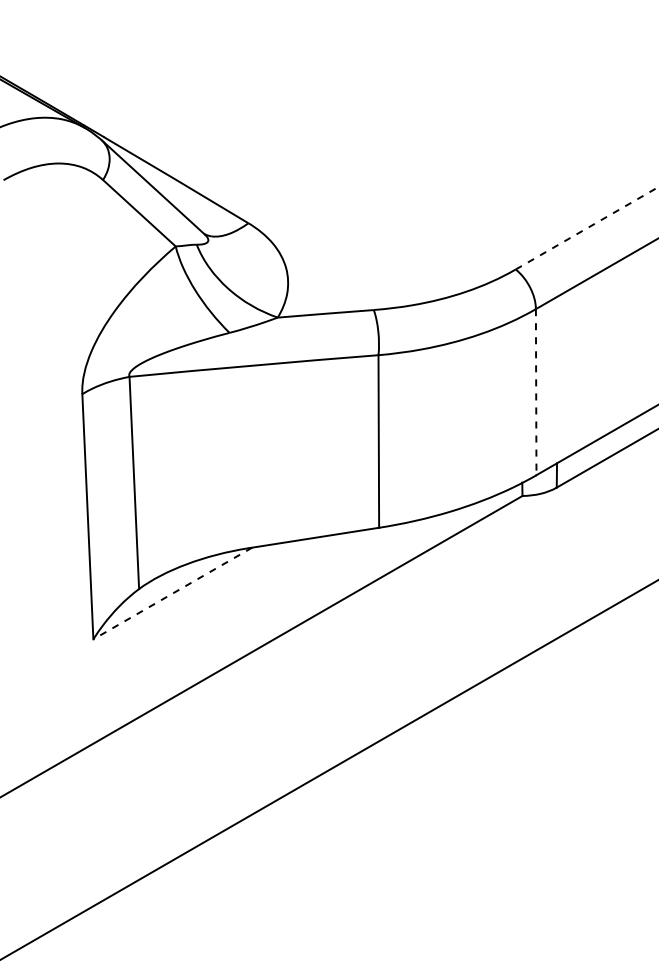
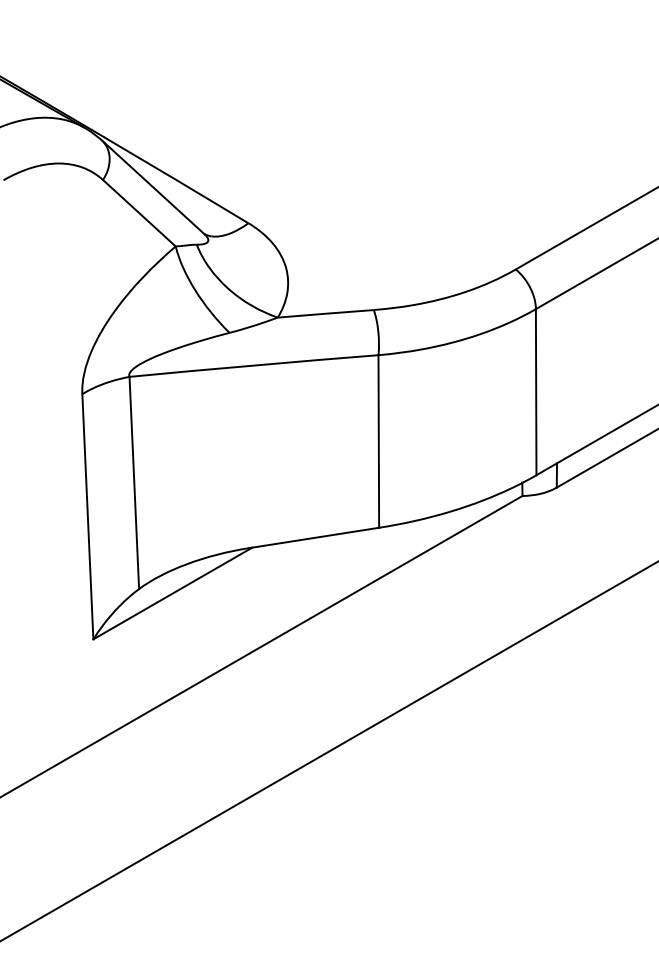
line: dashed -> solid (587, 228)
line: dashed -> solid (536, 392)
line: dashed -> solid (172, 593)
line position: (328, 769) -> (328, 751) (328, 751)
